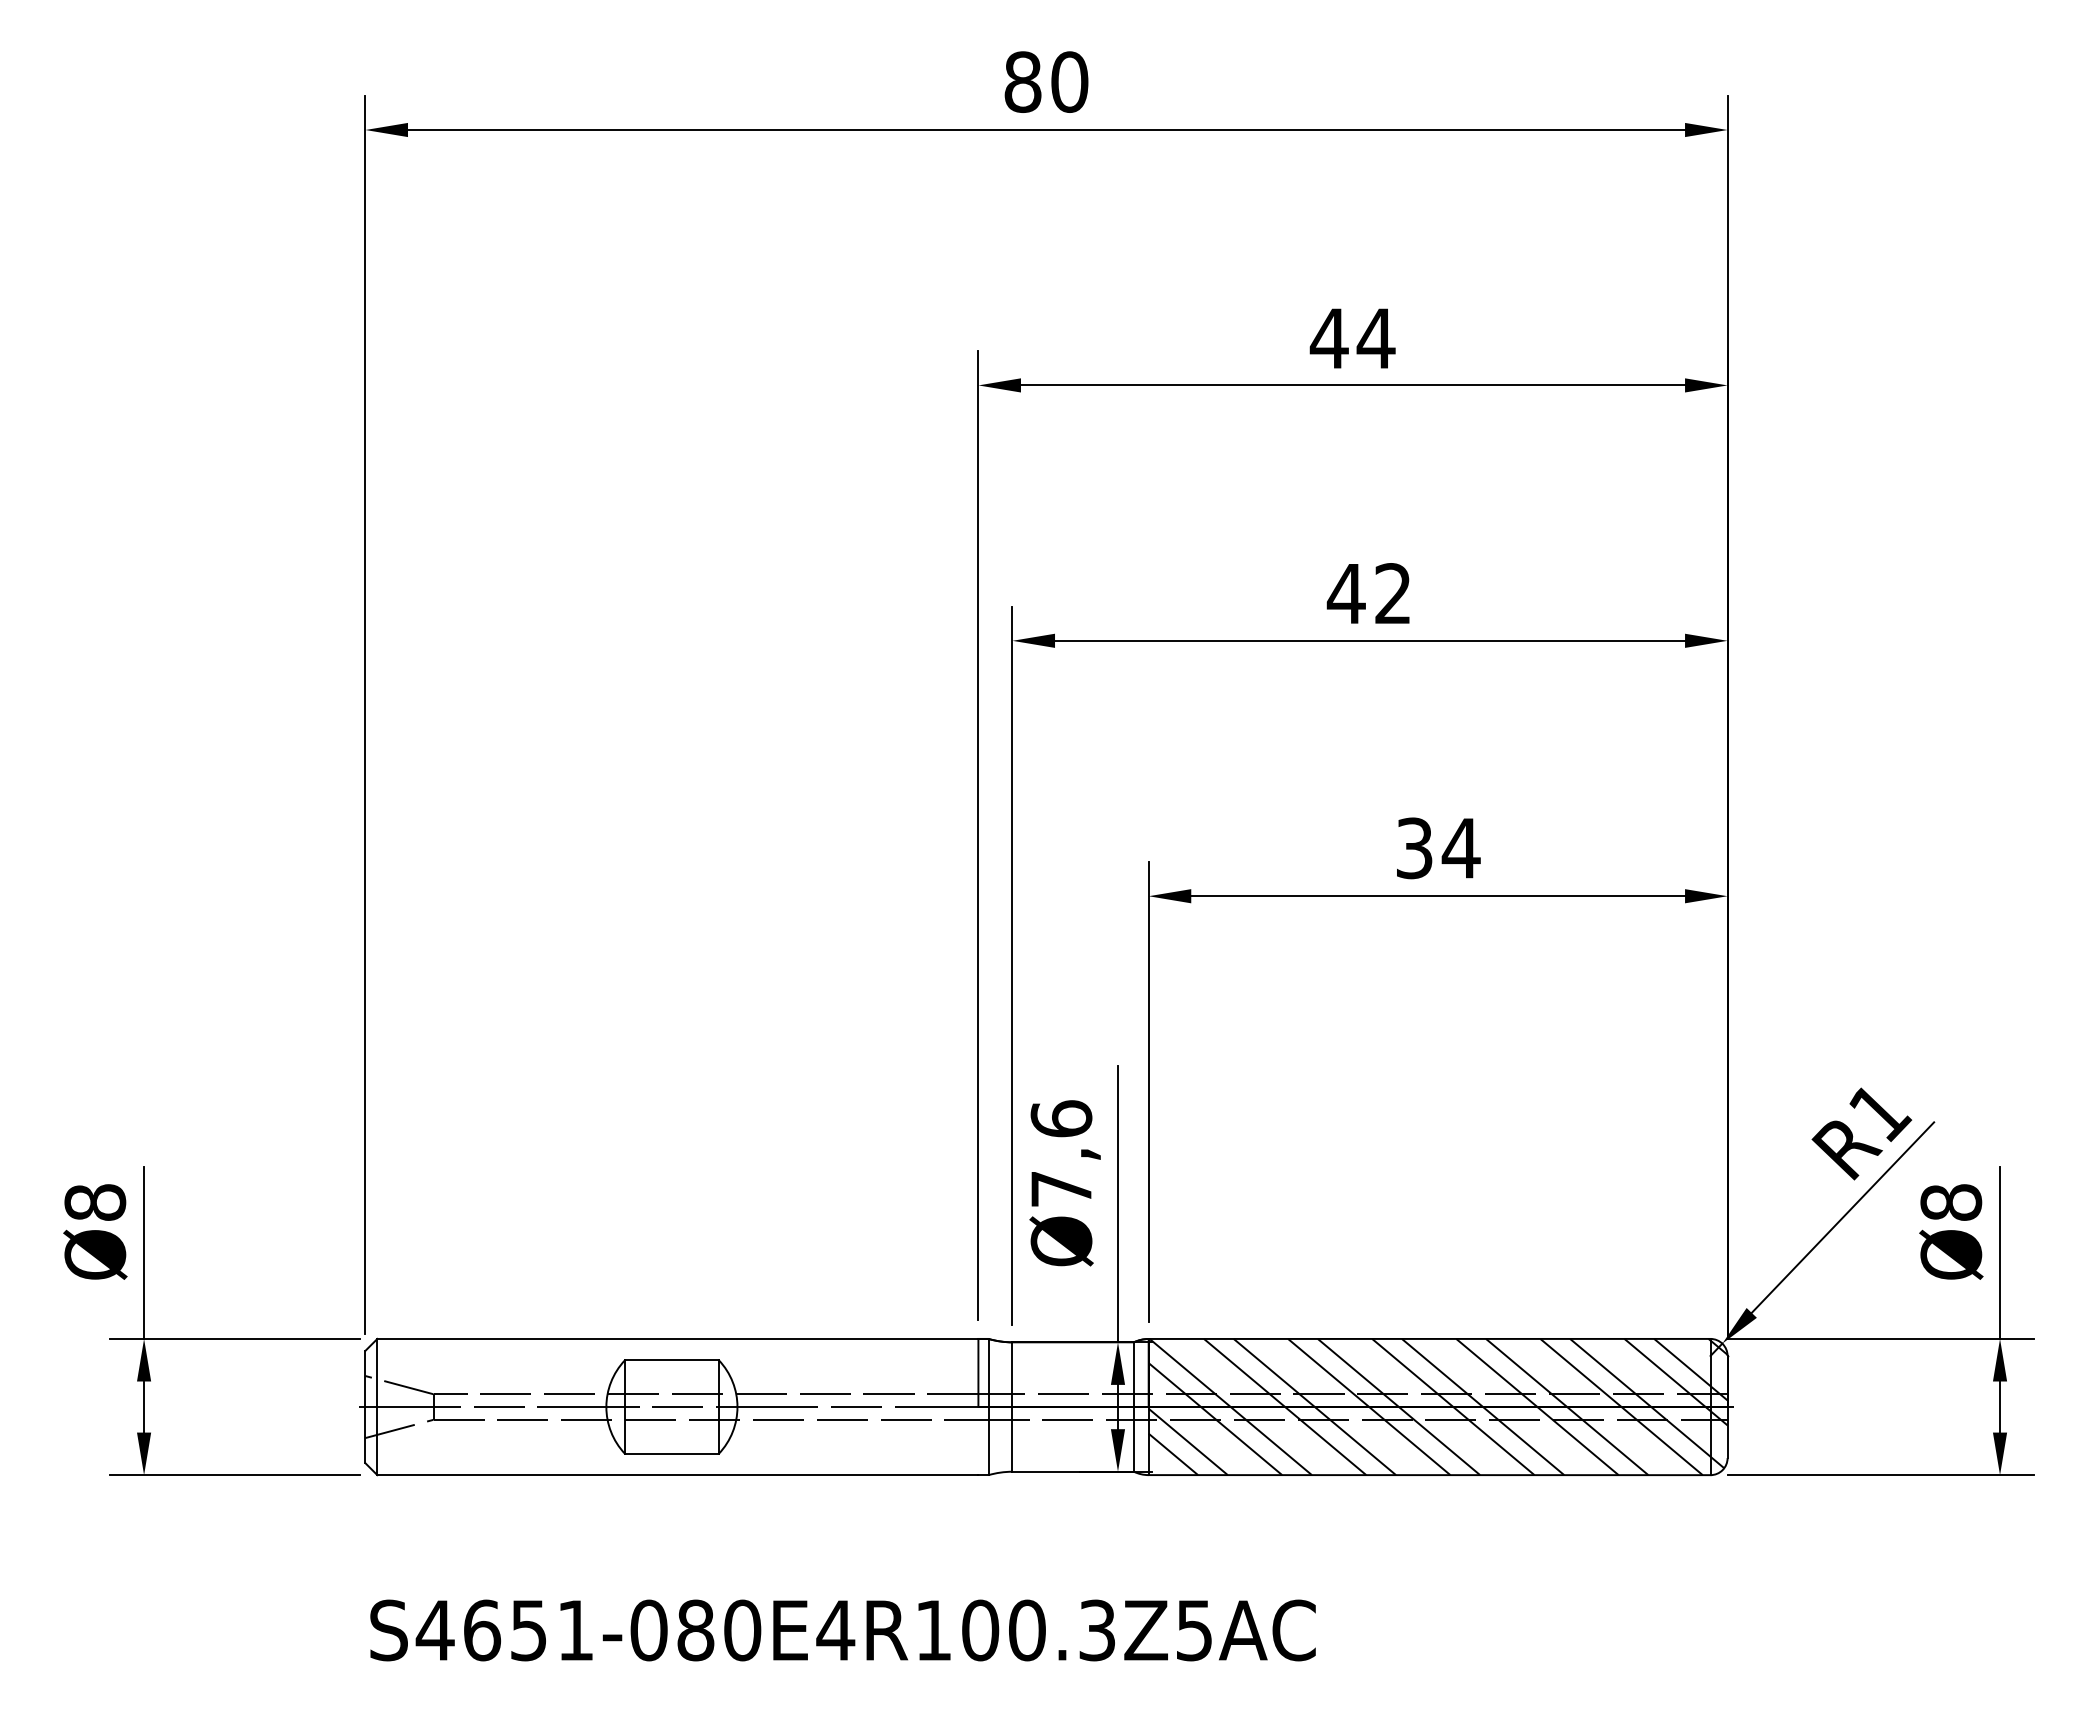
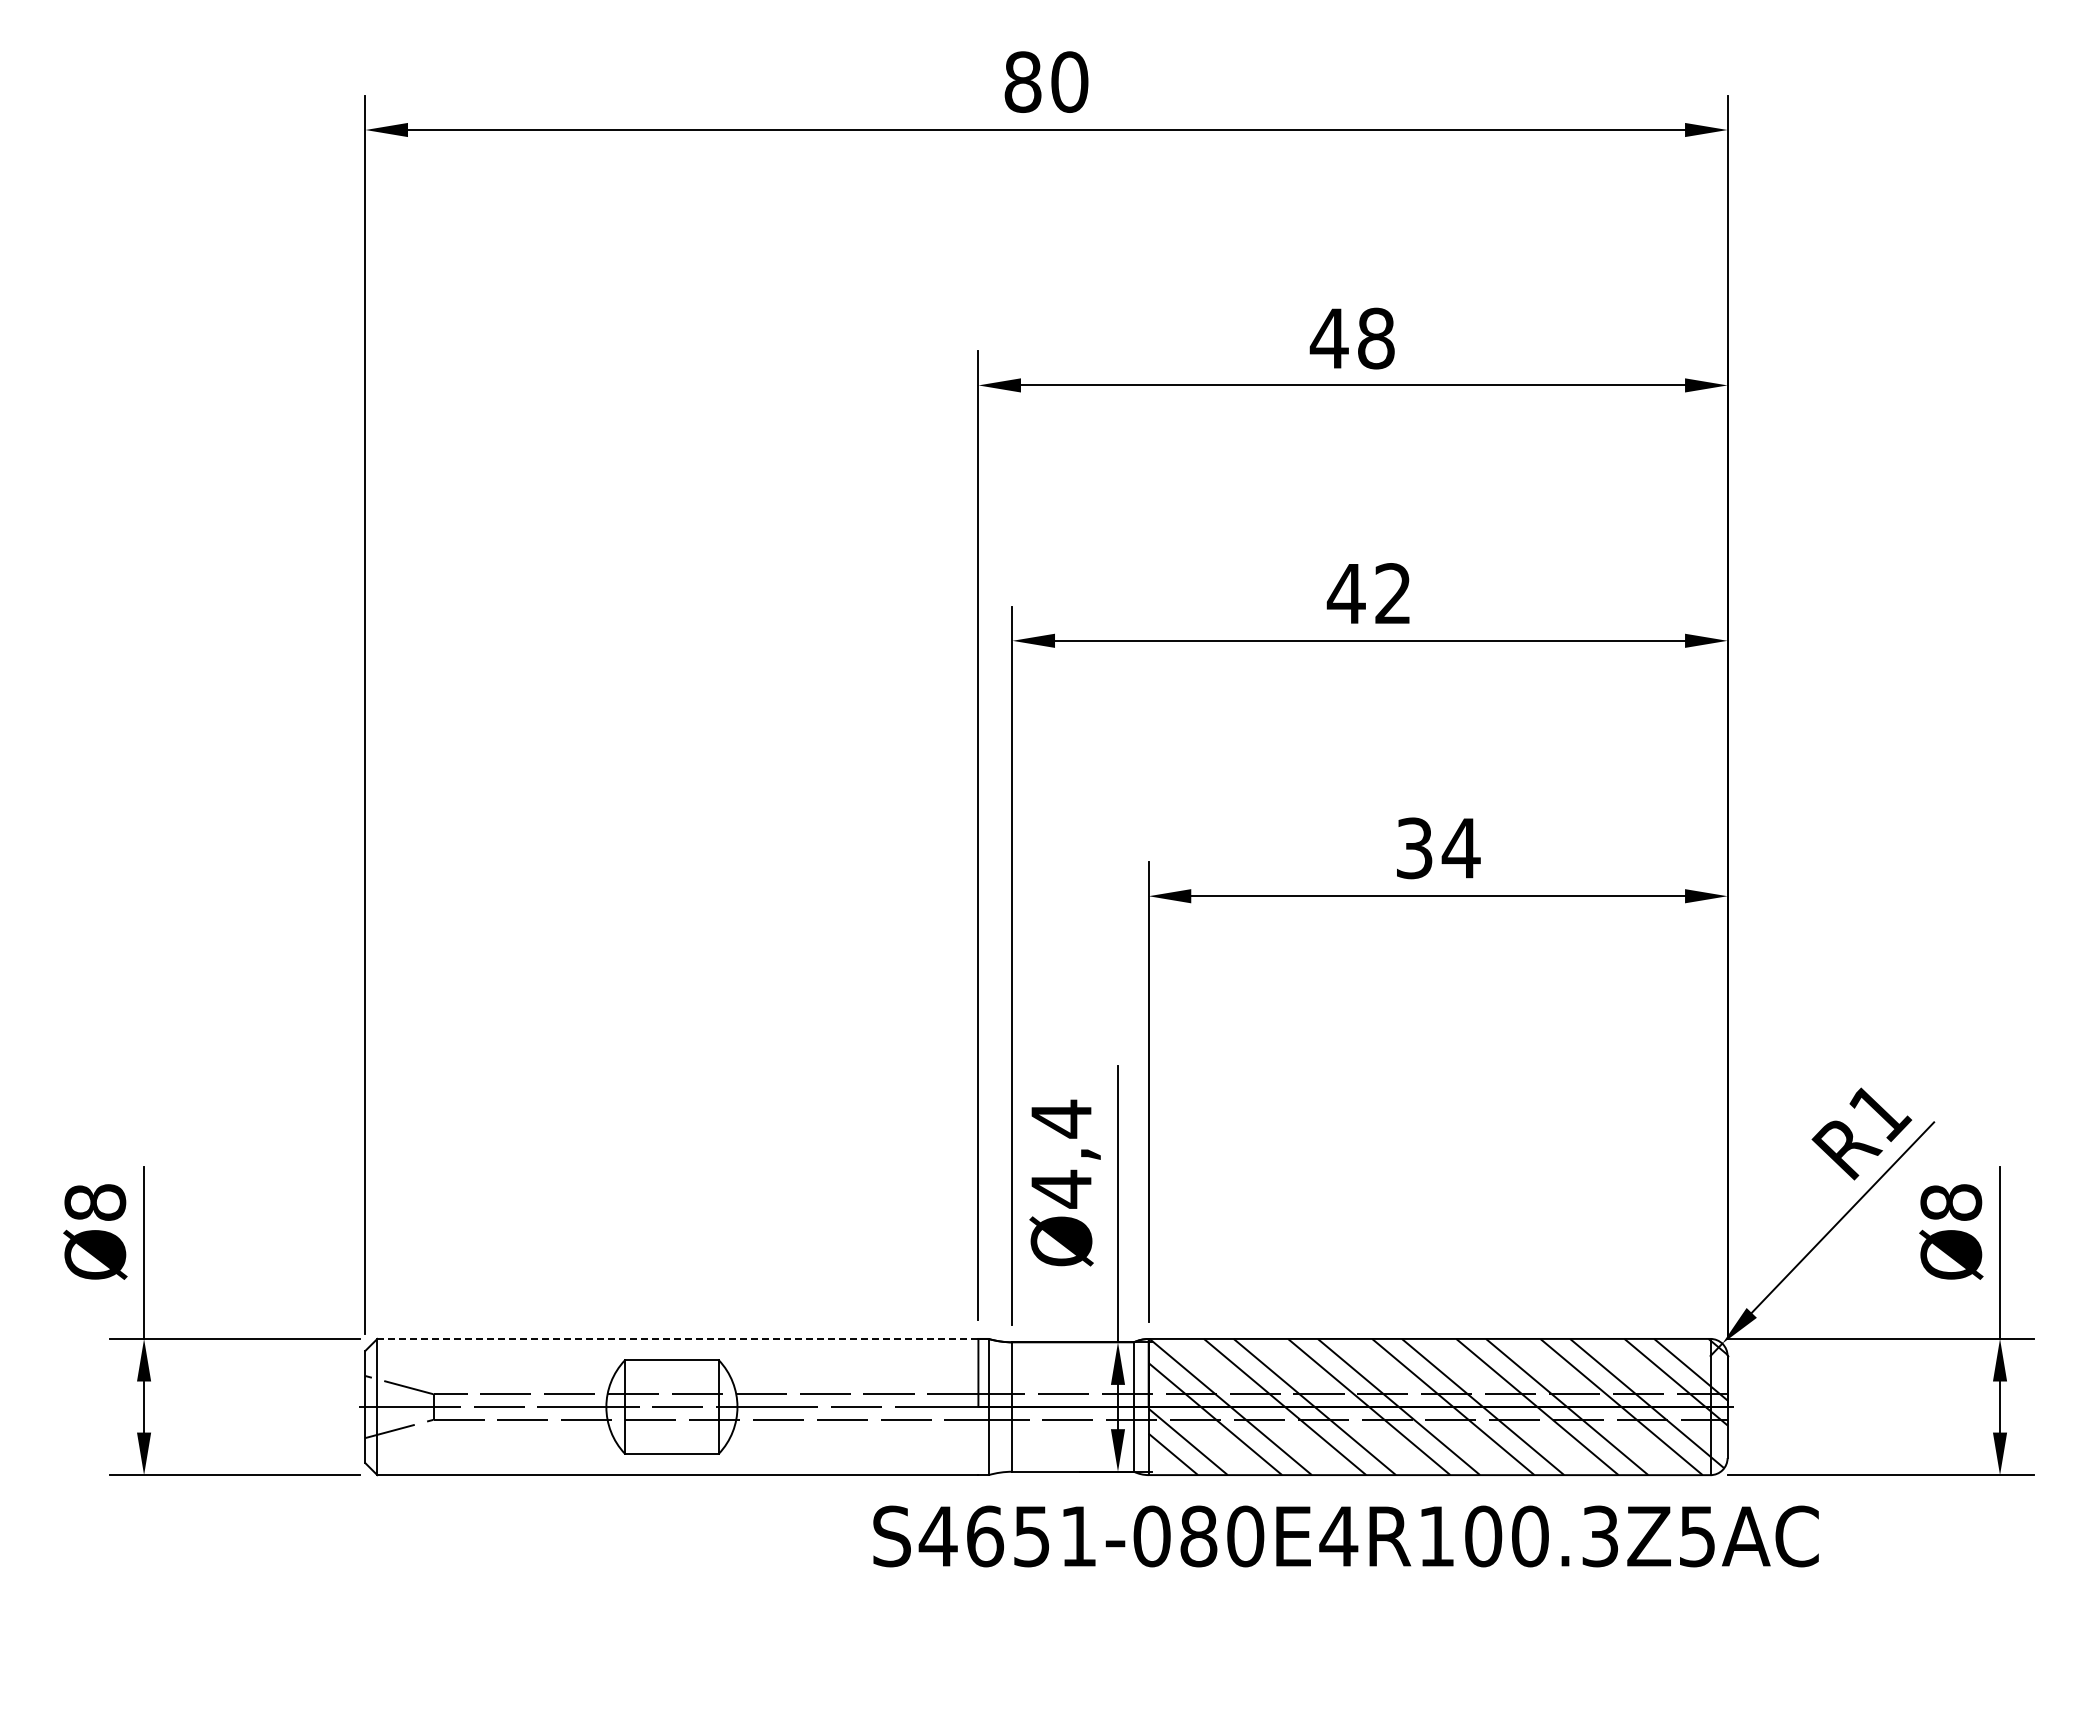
text: 44 -> 48 (1375, 338)
text: Ø7,6 -> Ø4,4 (1061, 1153)
line: solid -> dashed (677, 1338)
text position: (842, 1630) -> (1345, 1536) (1345, 1536)
